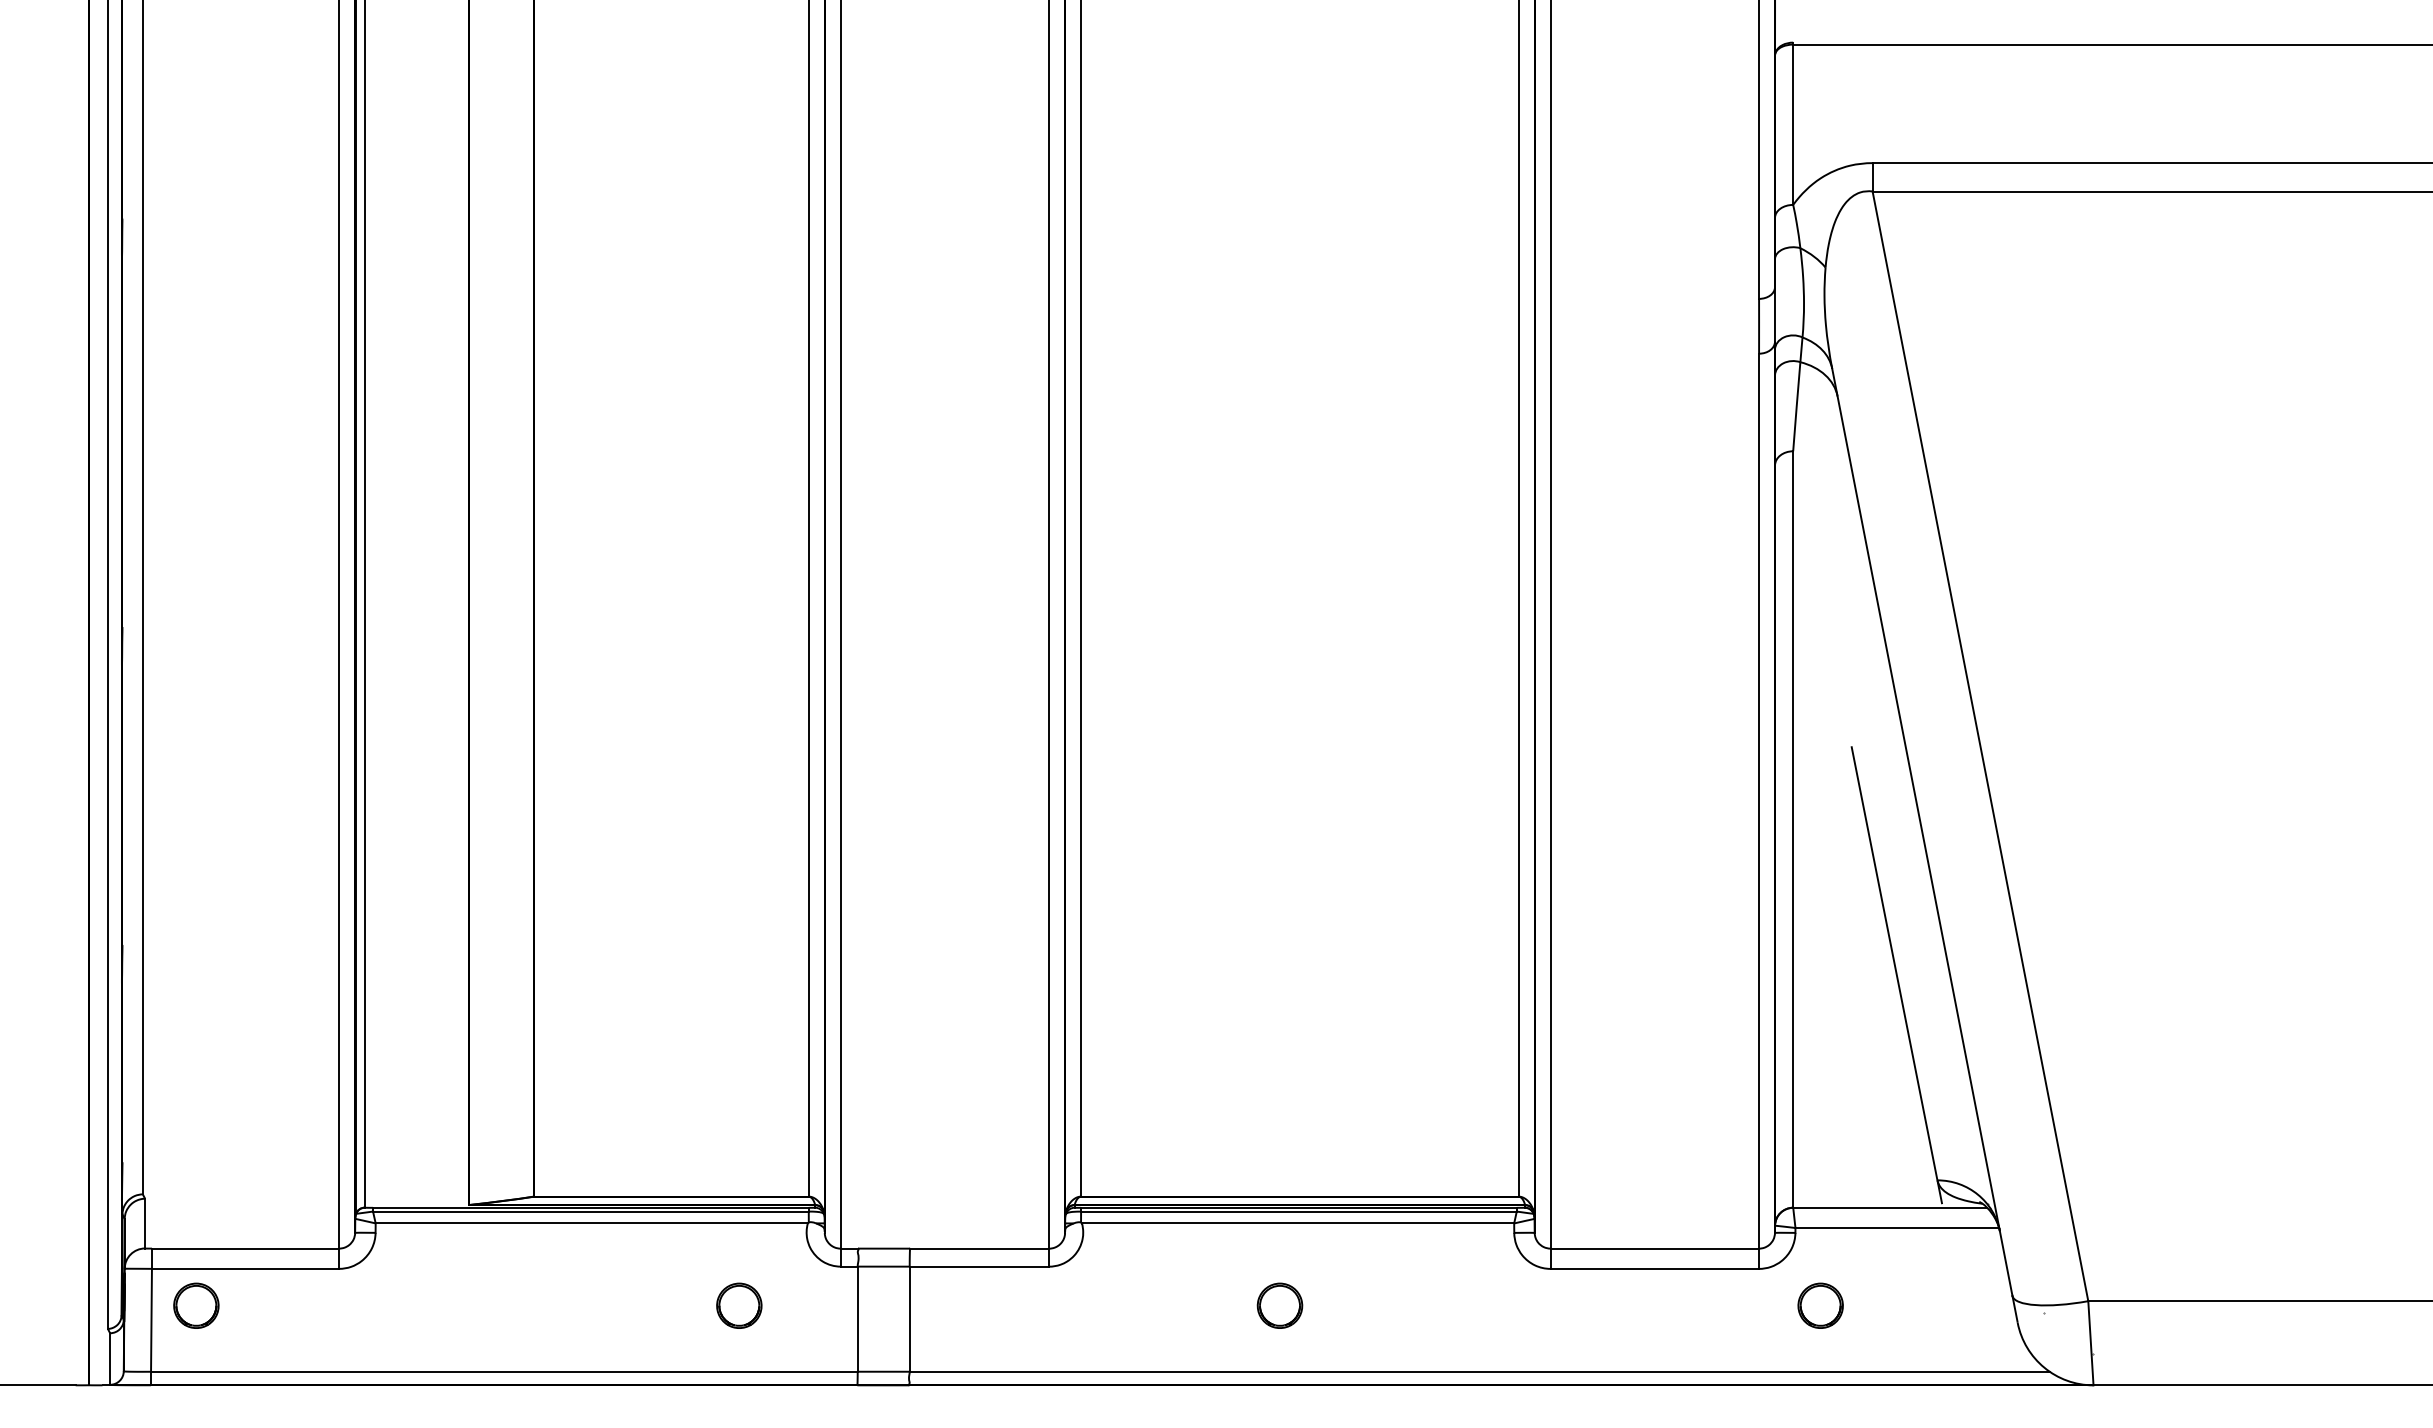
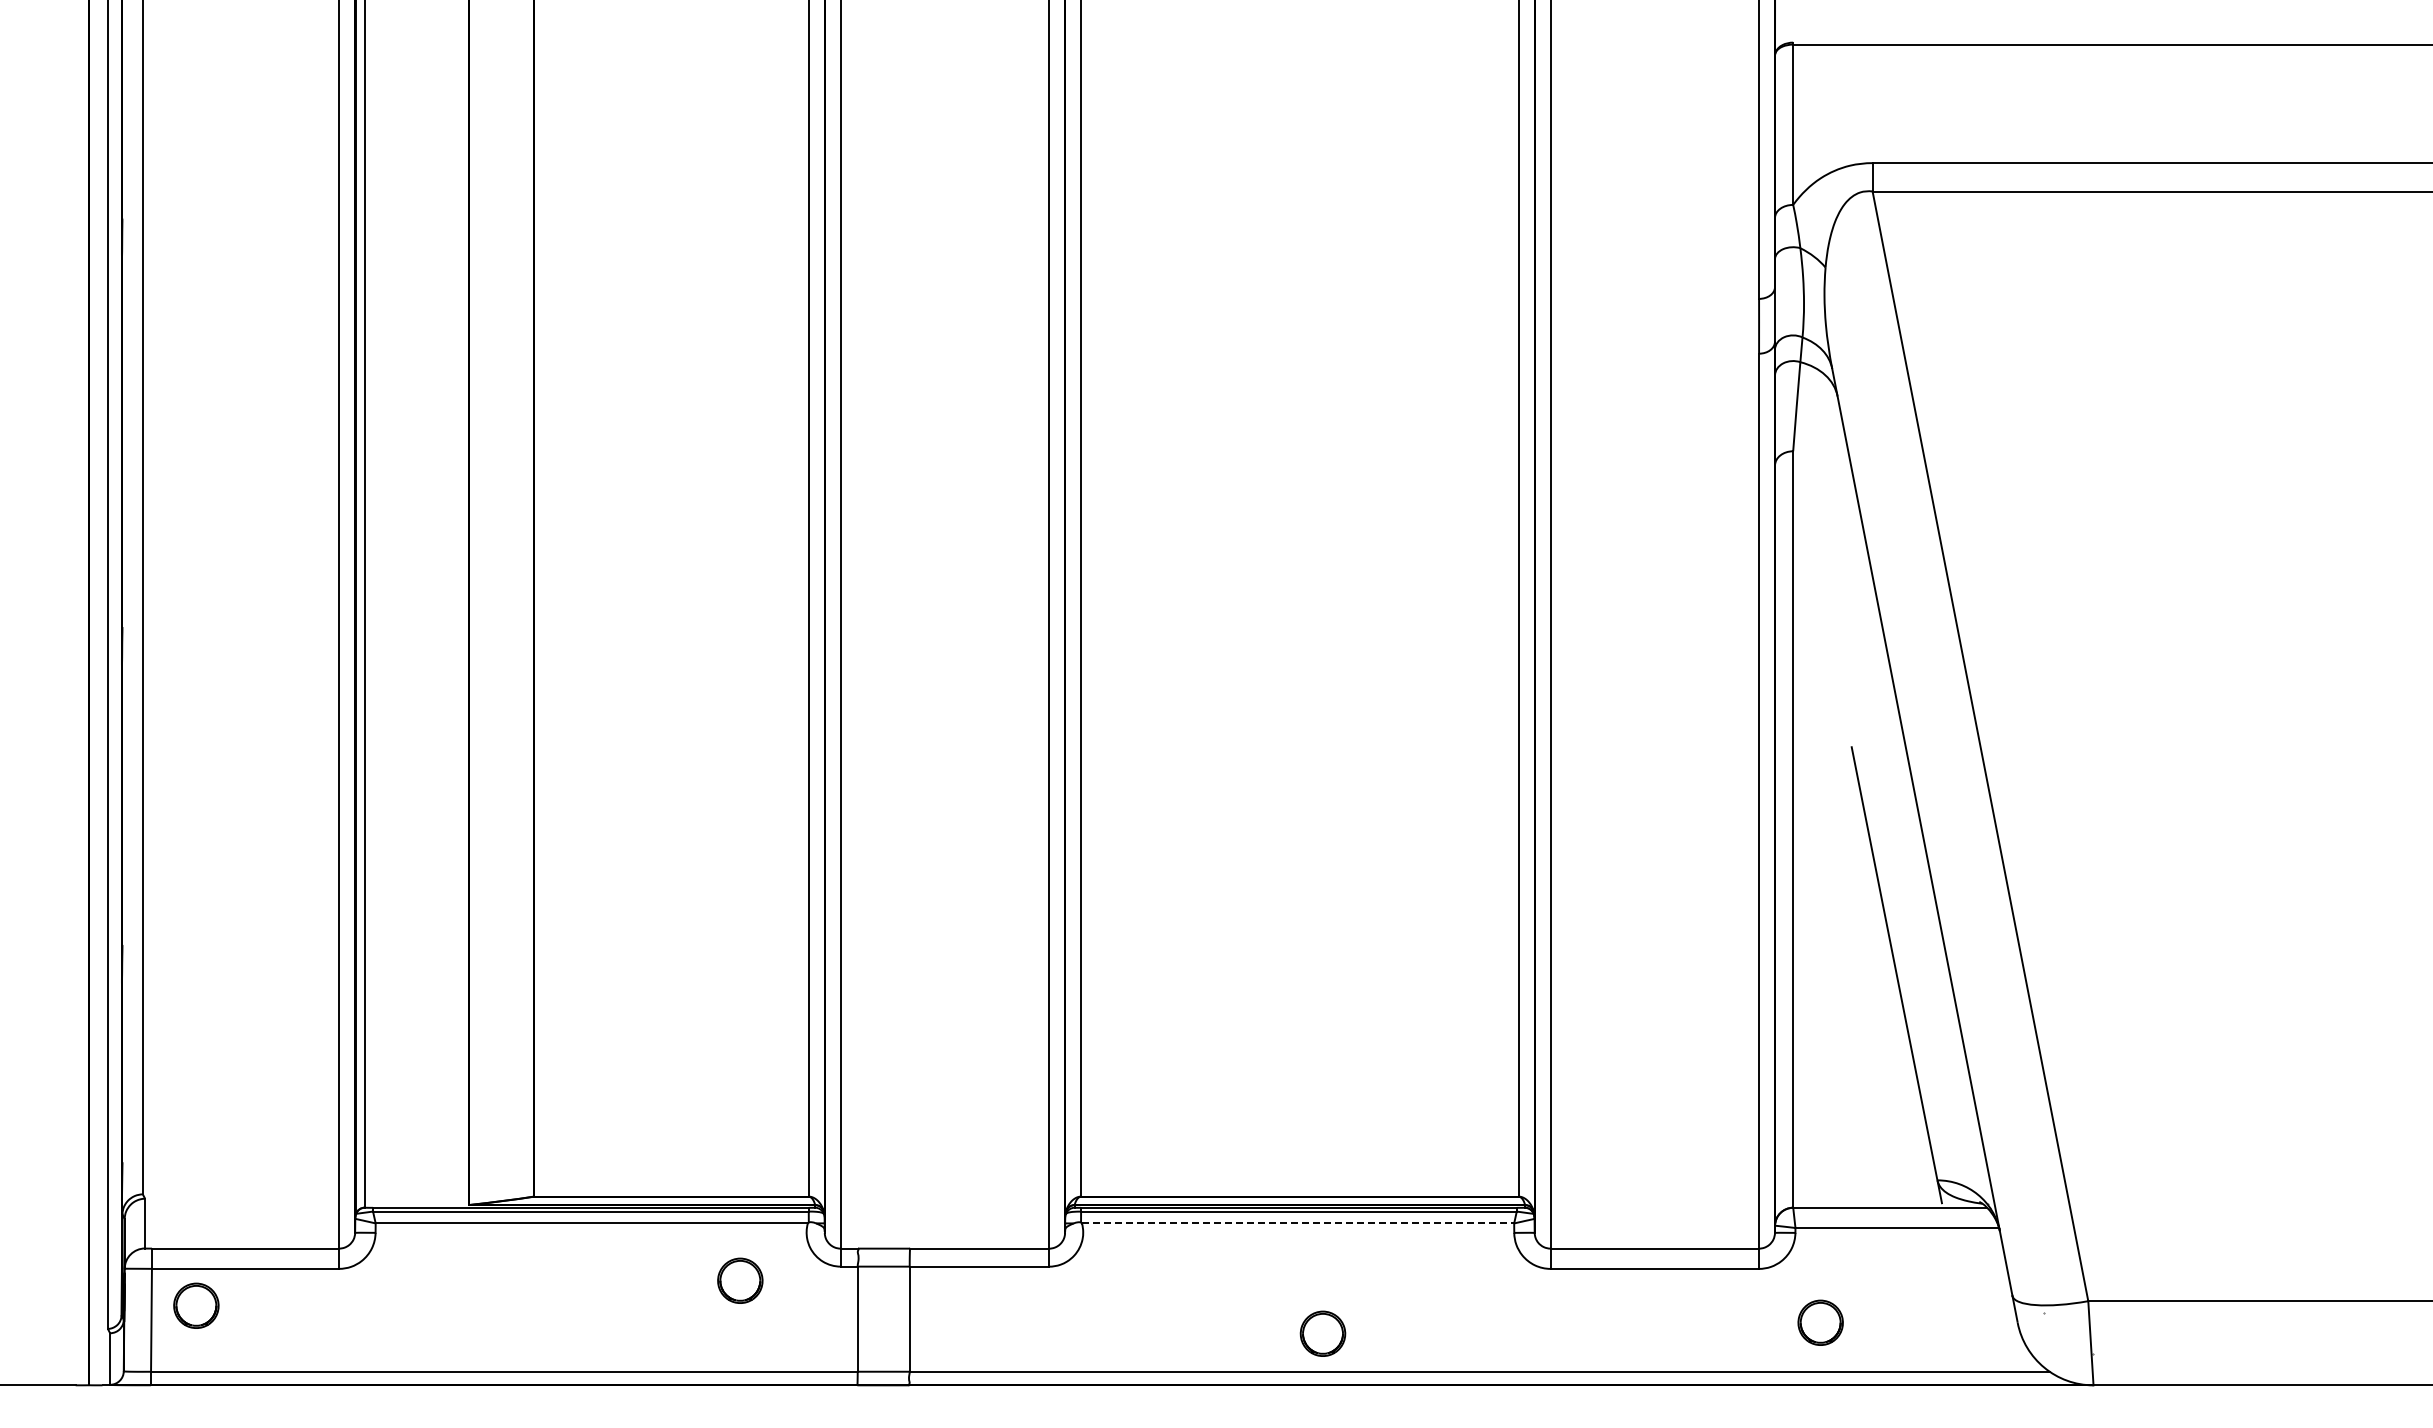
line: solid -> dashed (1298, 1223)
part position: (739, 1305) -> (740, 1280) (740, 1280)
part position: (1279, 1305) -> (1322, 1333) (1322, 1333)
part position: (1820, 1305) -> (1820, 1322) (1820, 1322)
